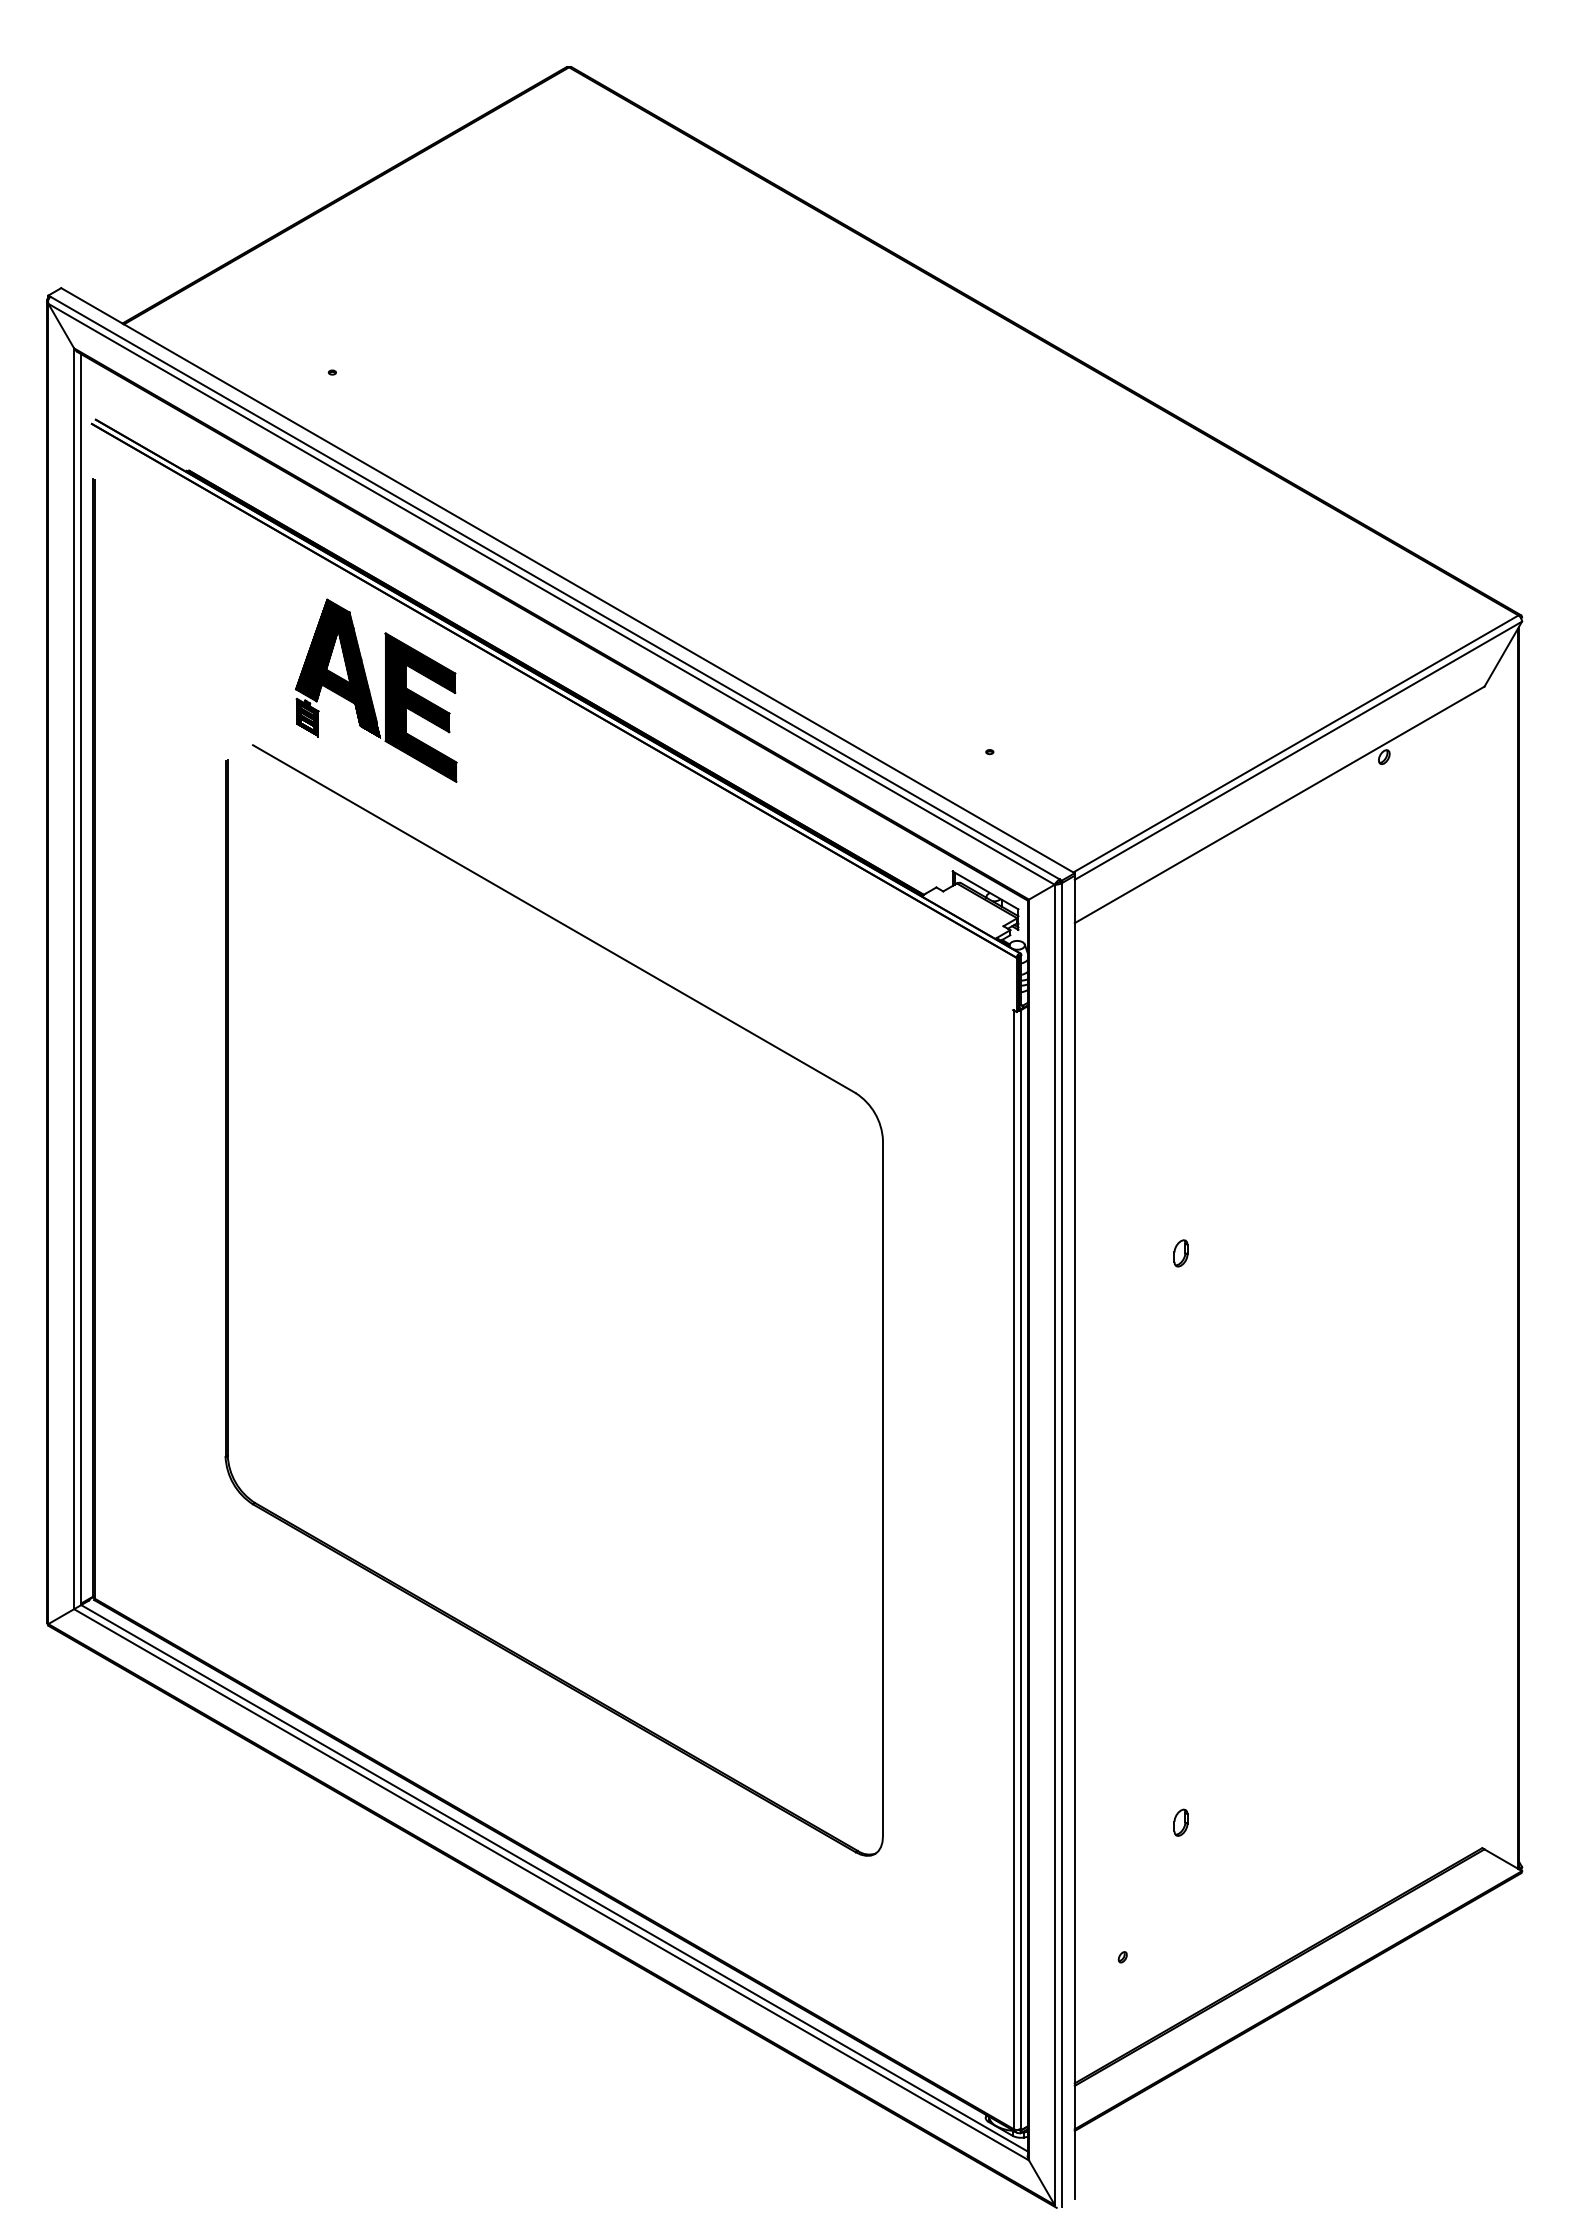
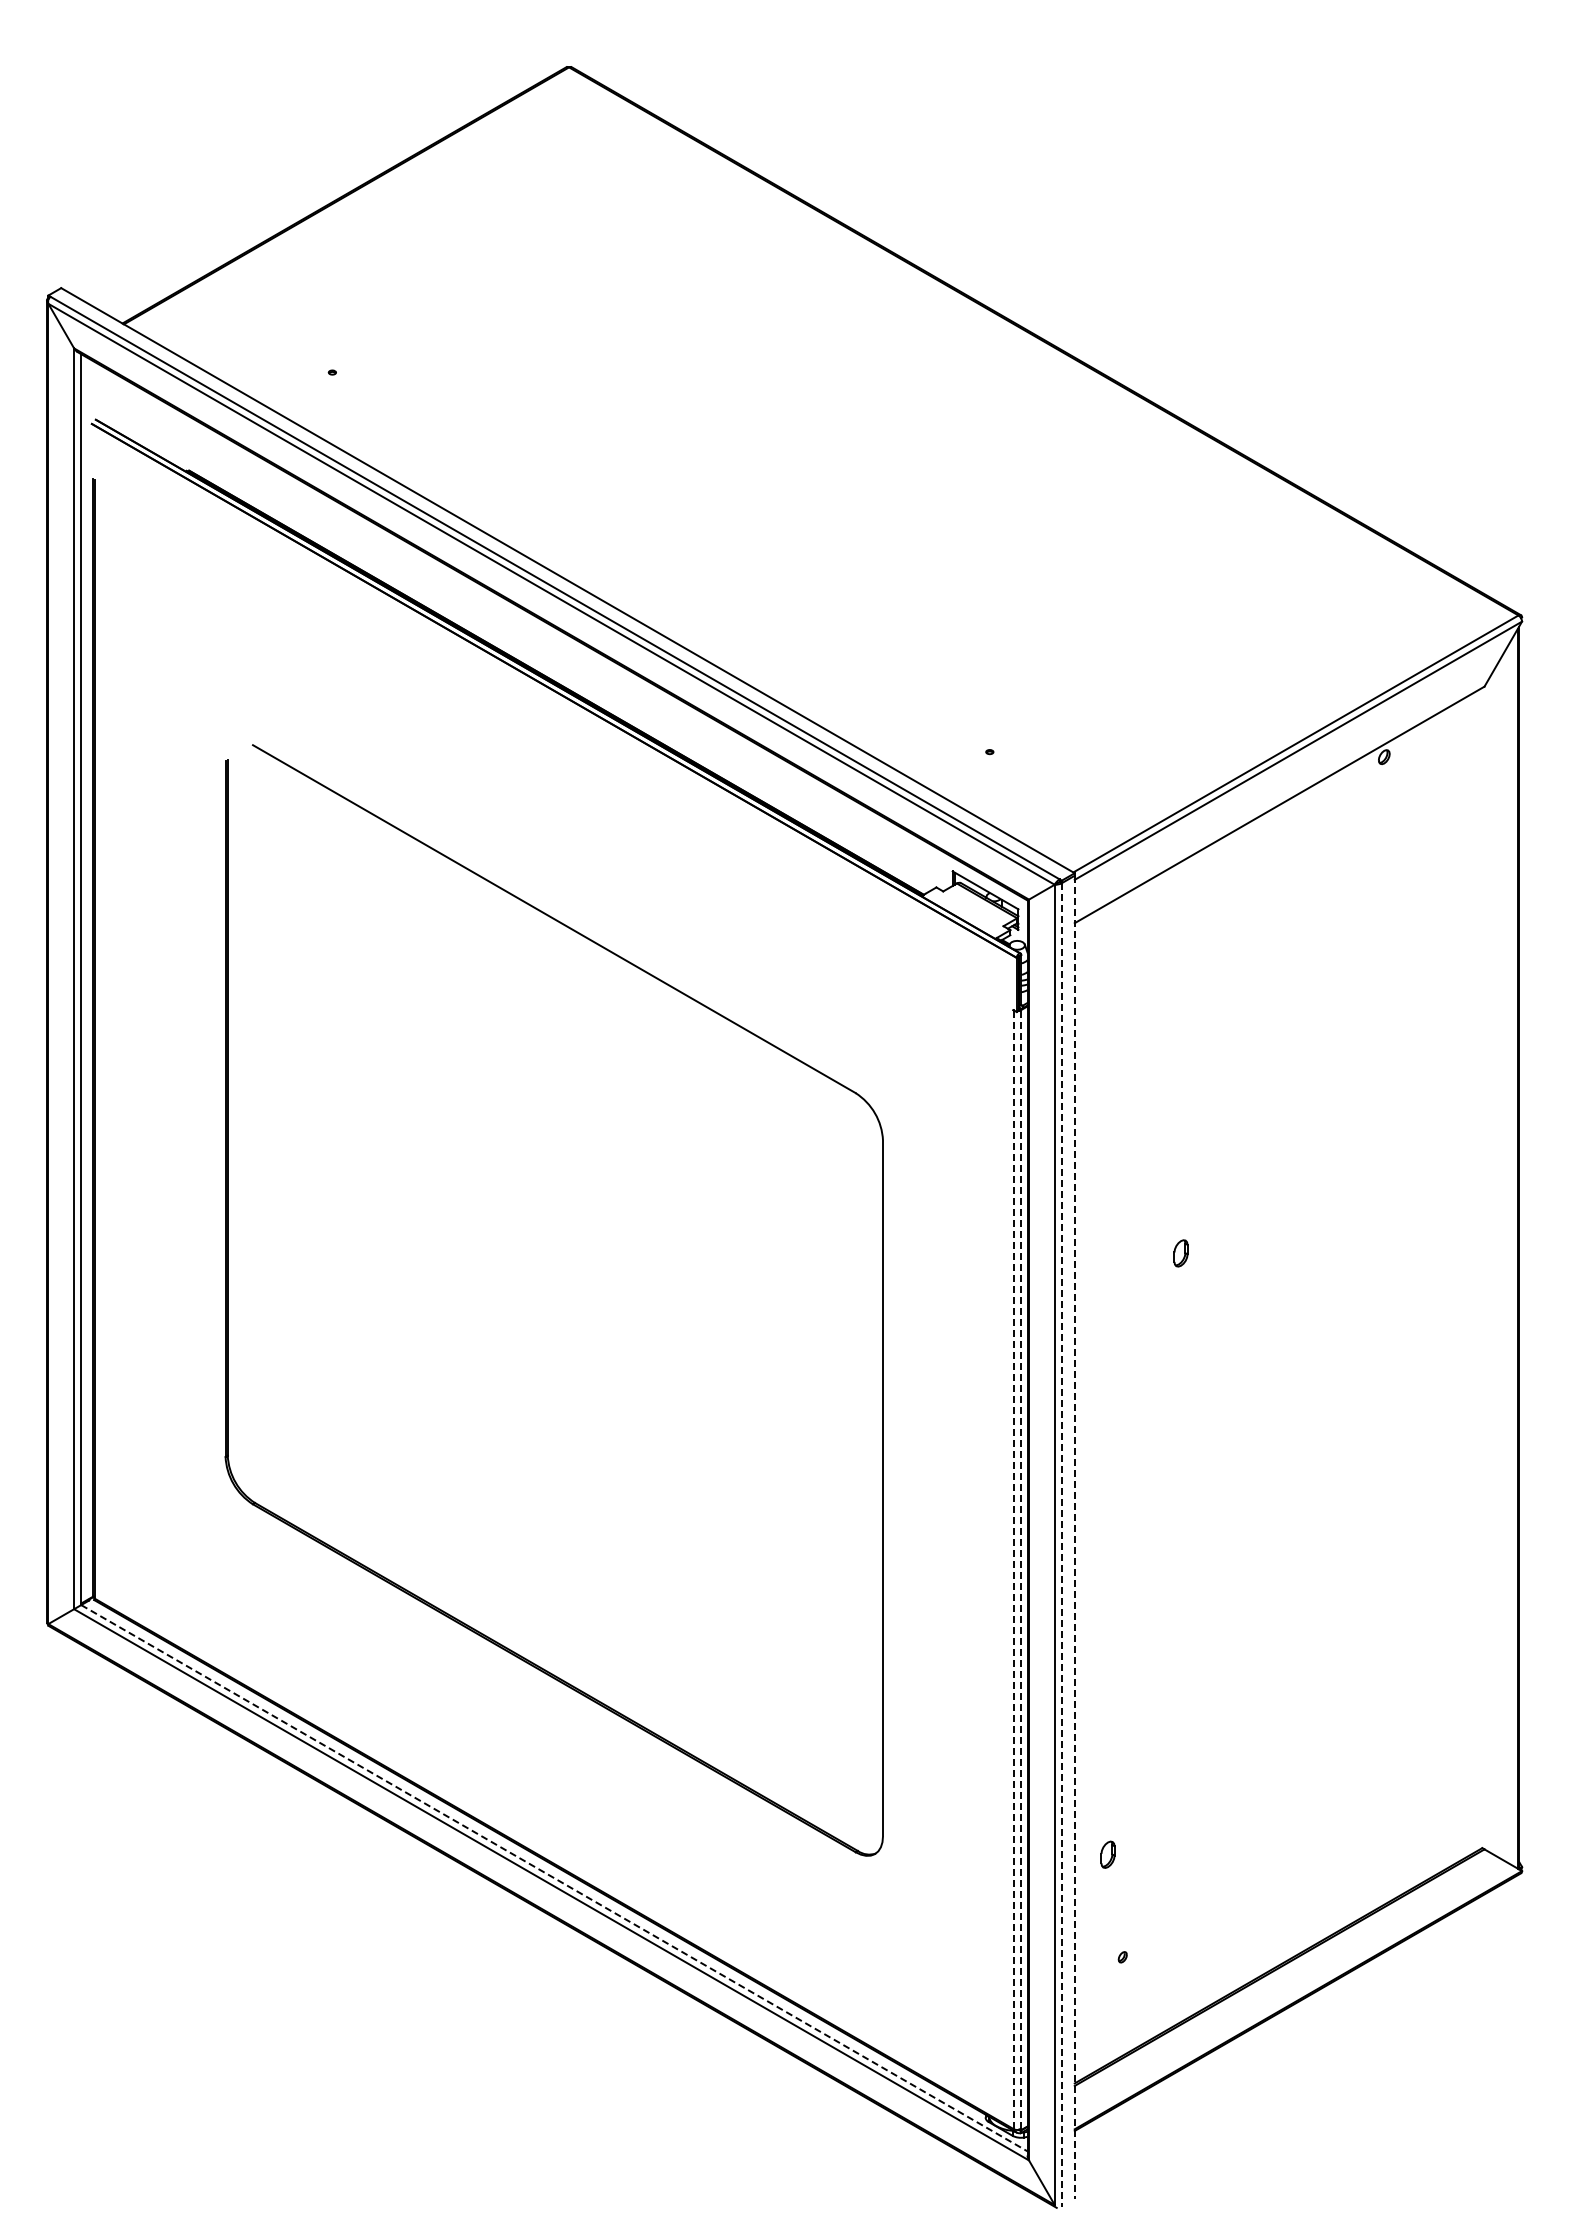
part: present -> none (370, 691)
line: solid -> dashed (1074, 1537)
line: solid -> dashed (1061, 1544)
line: solid -> dashed (1013, 1569)
line: solid -> dashed (1020, 1569)
part position: (1180, 1822) -> (1107, 1854) (1107, 1854)
line: solid -> dashed (554, 1878)
